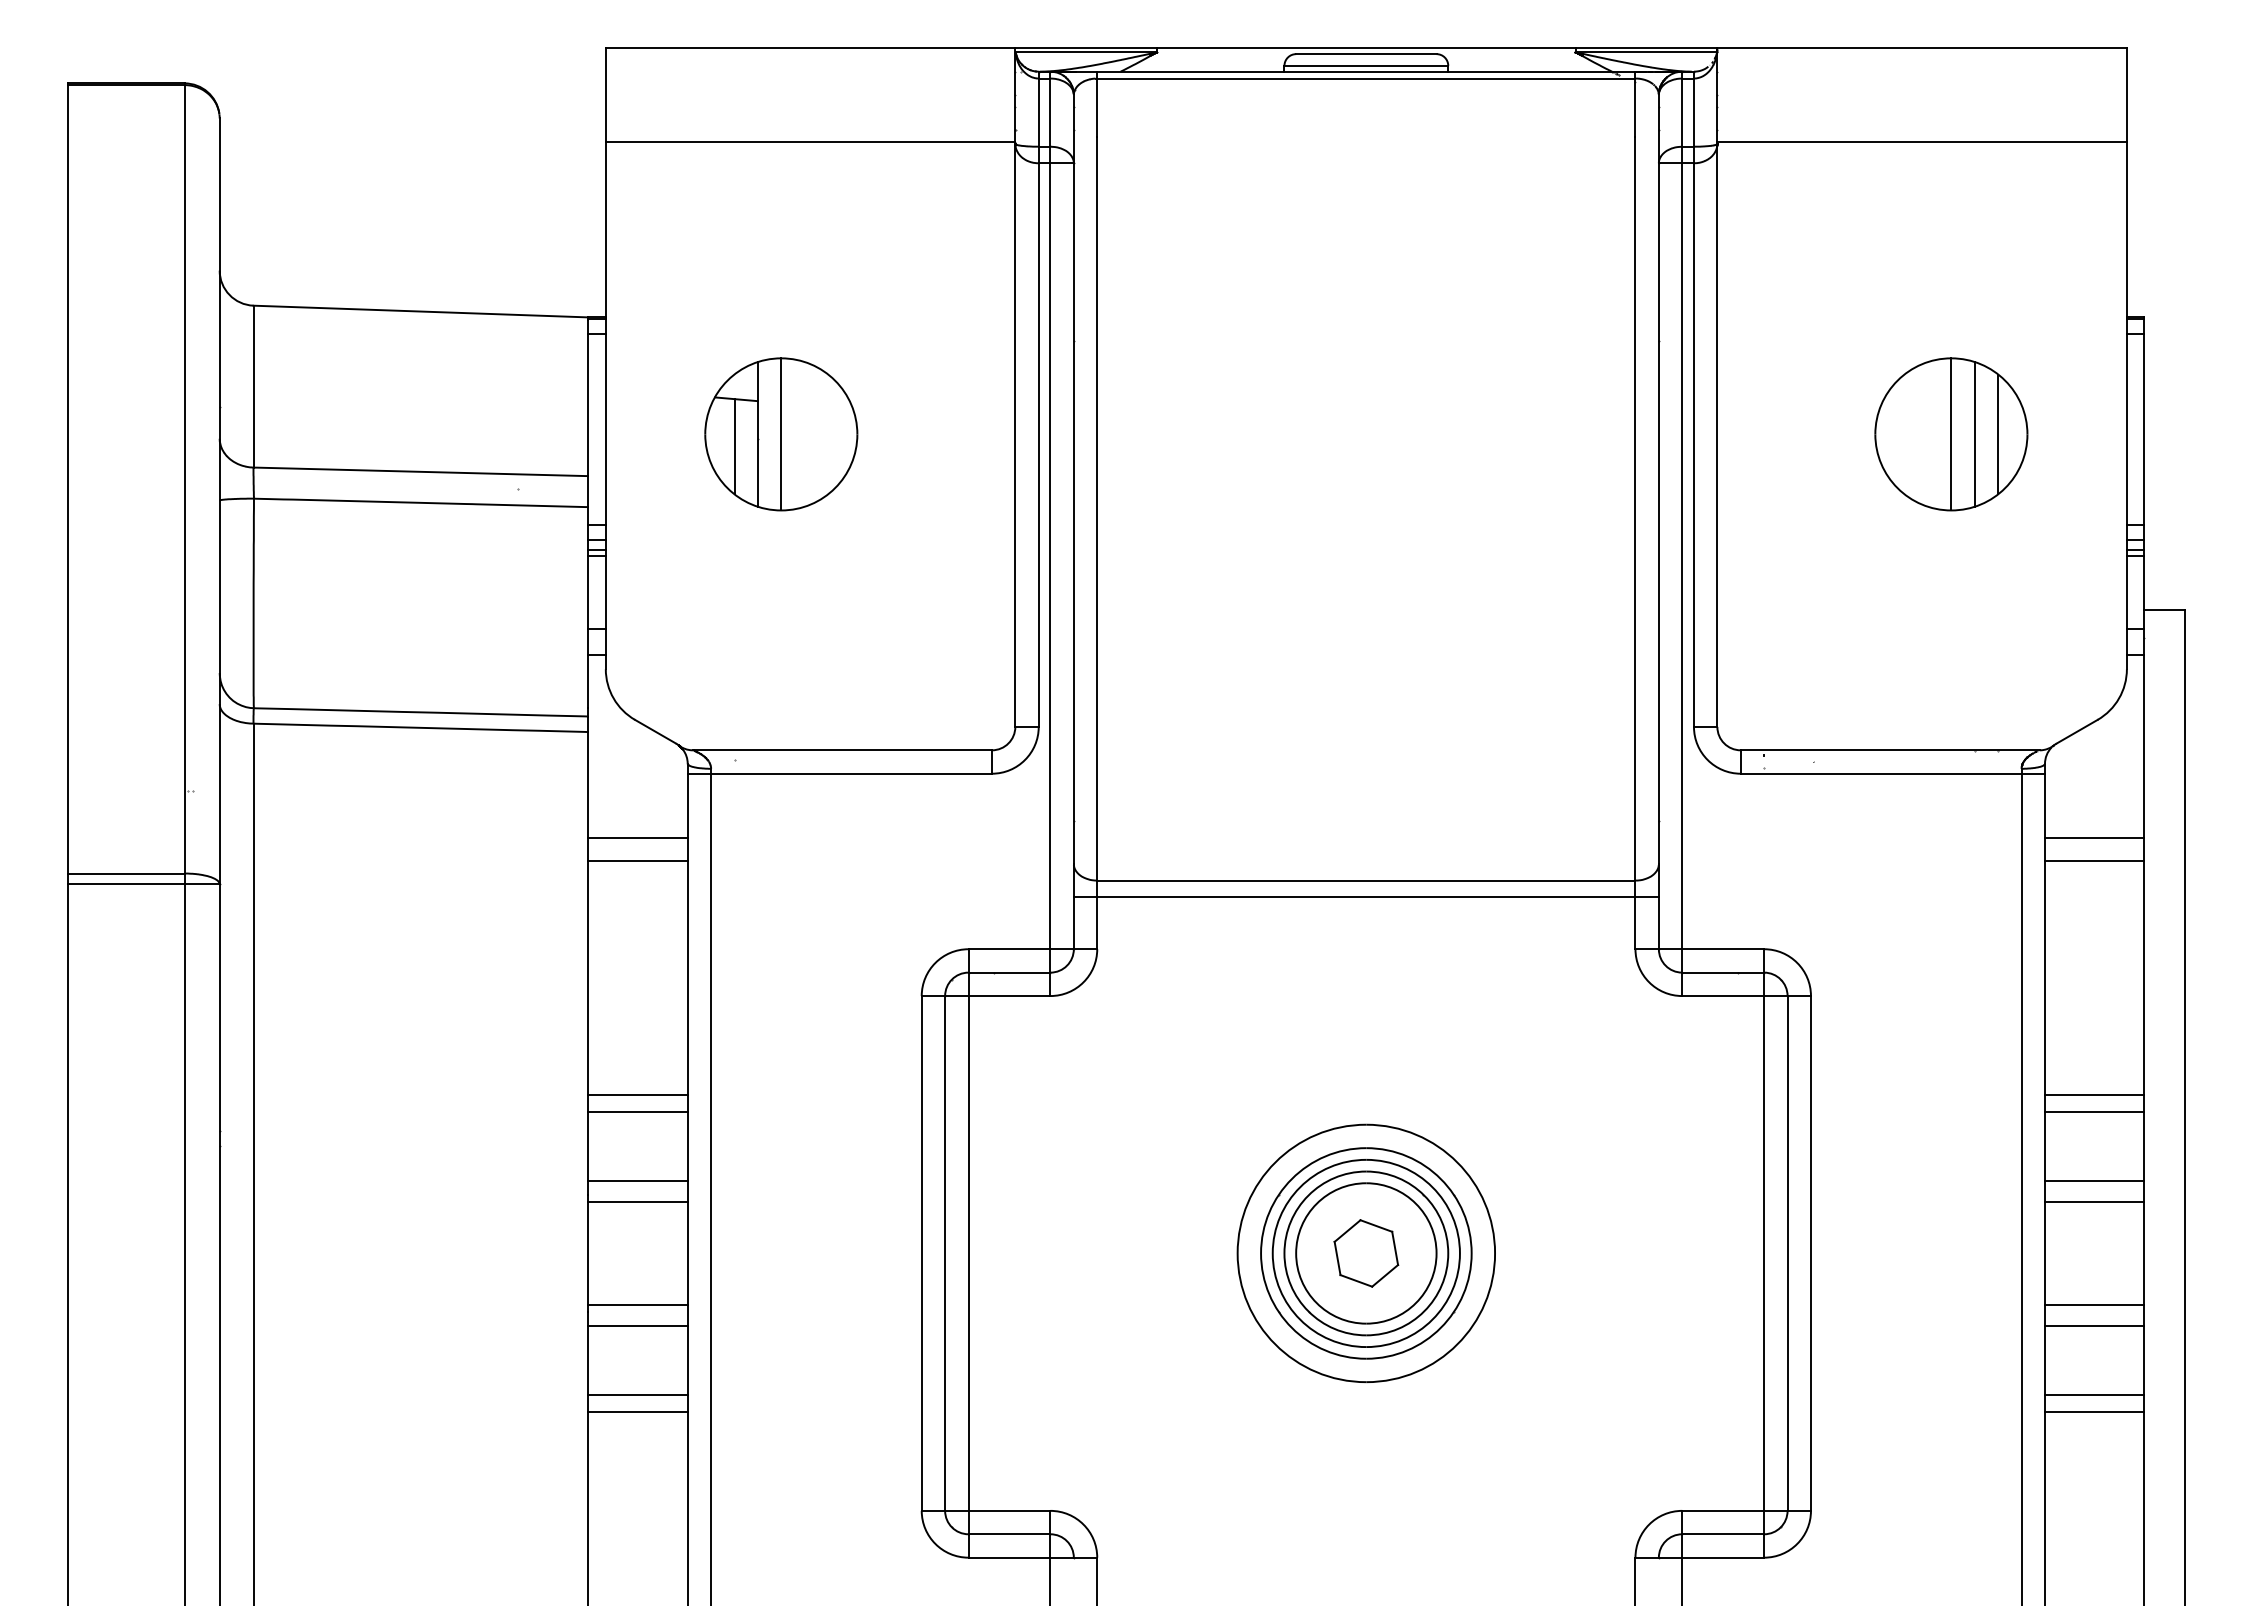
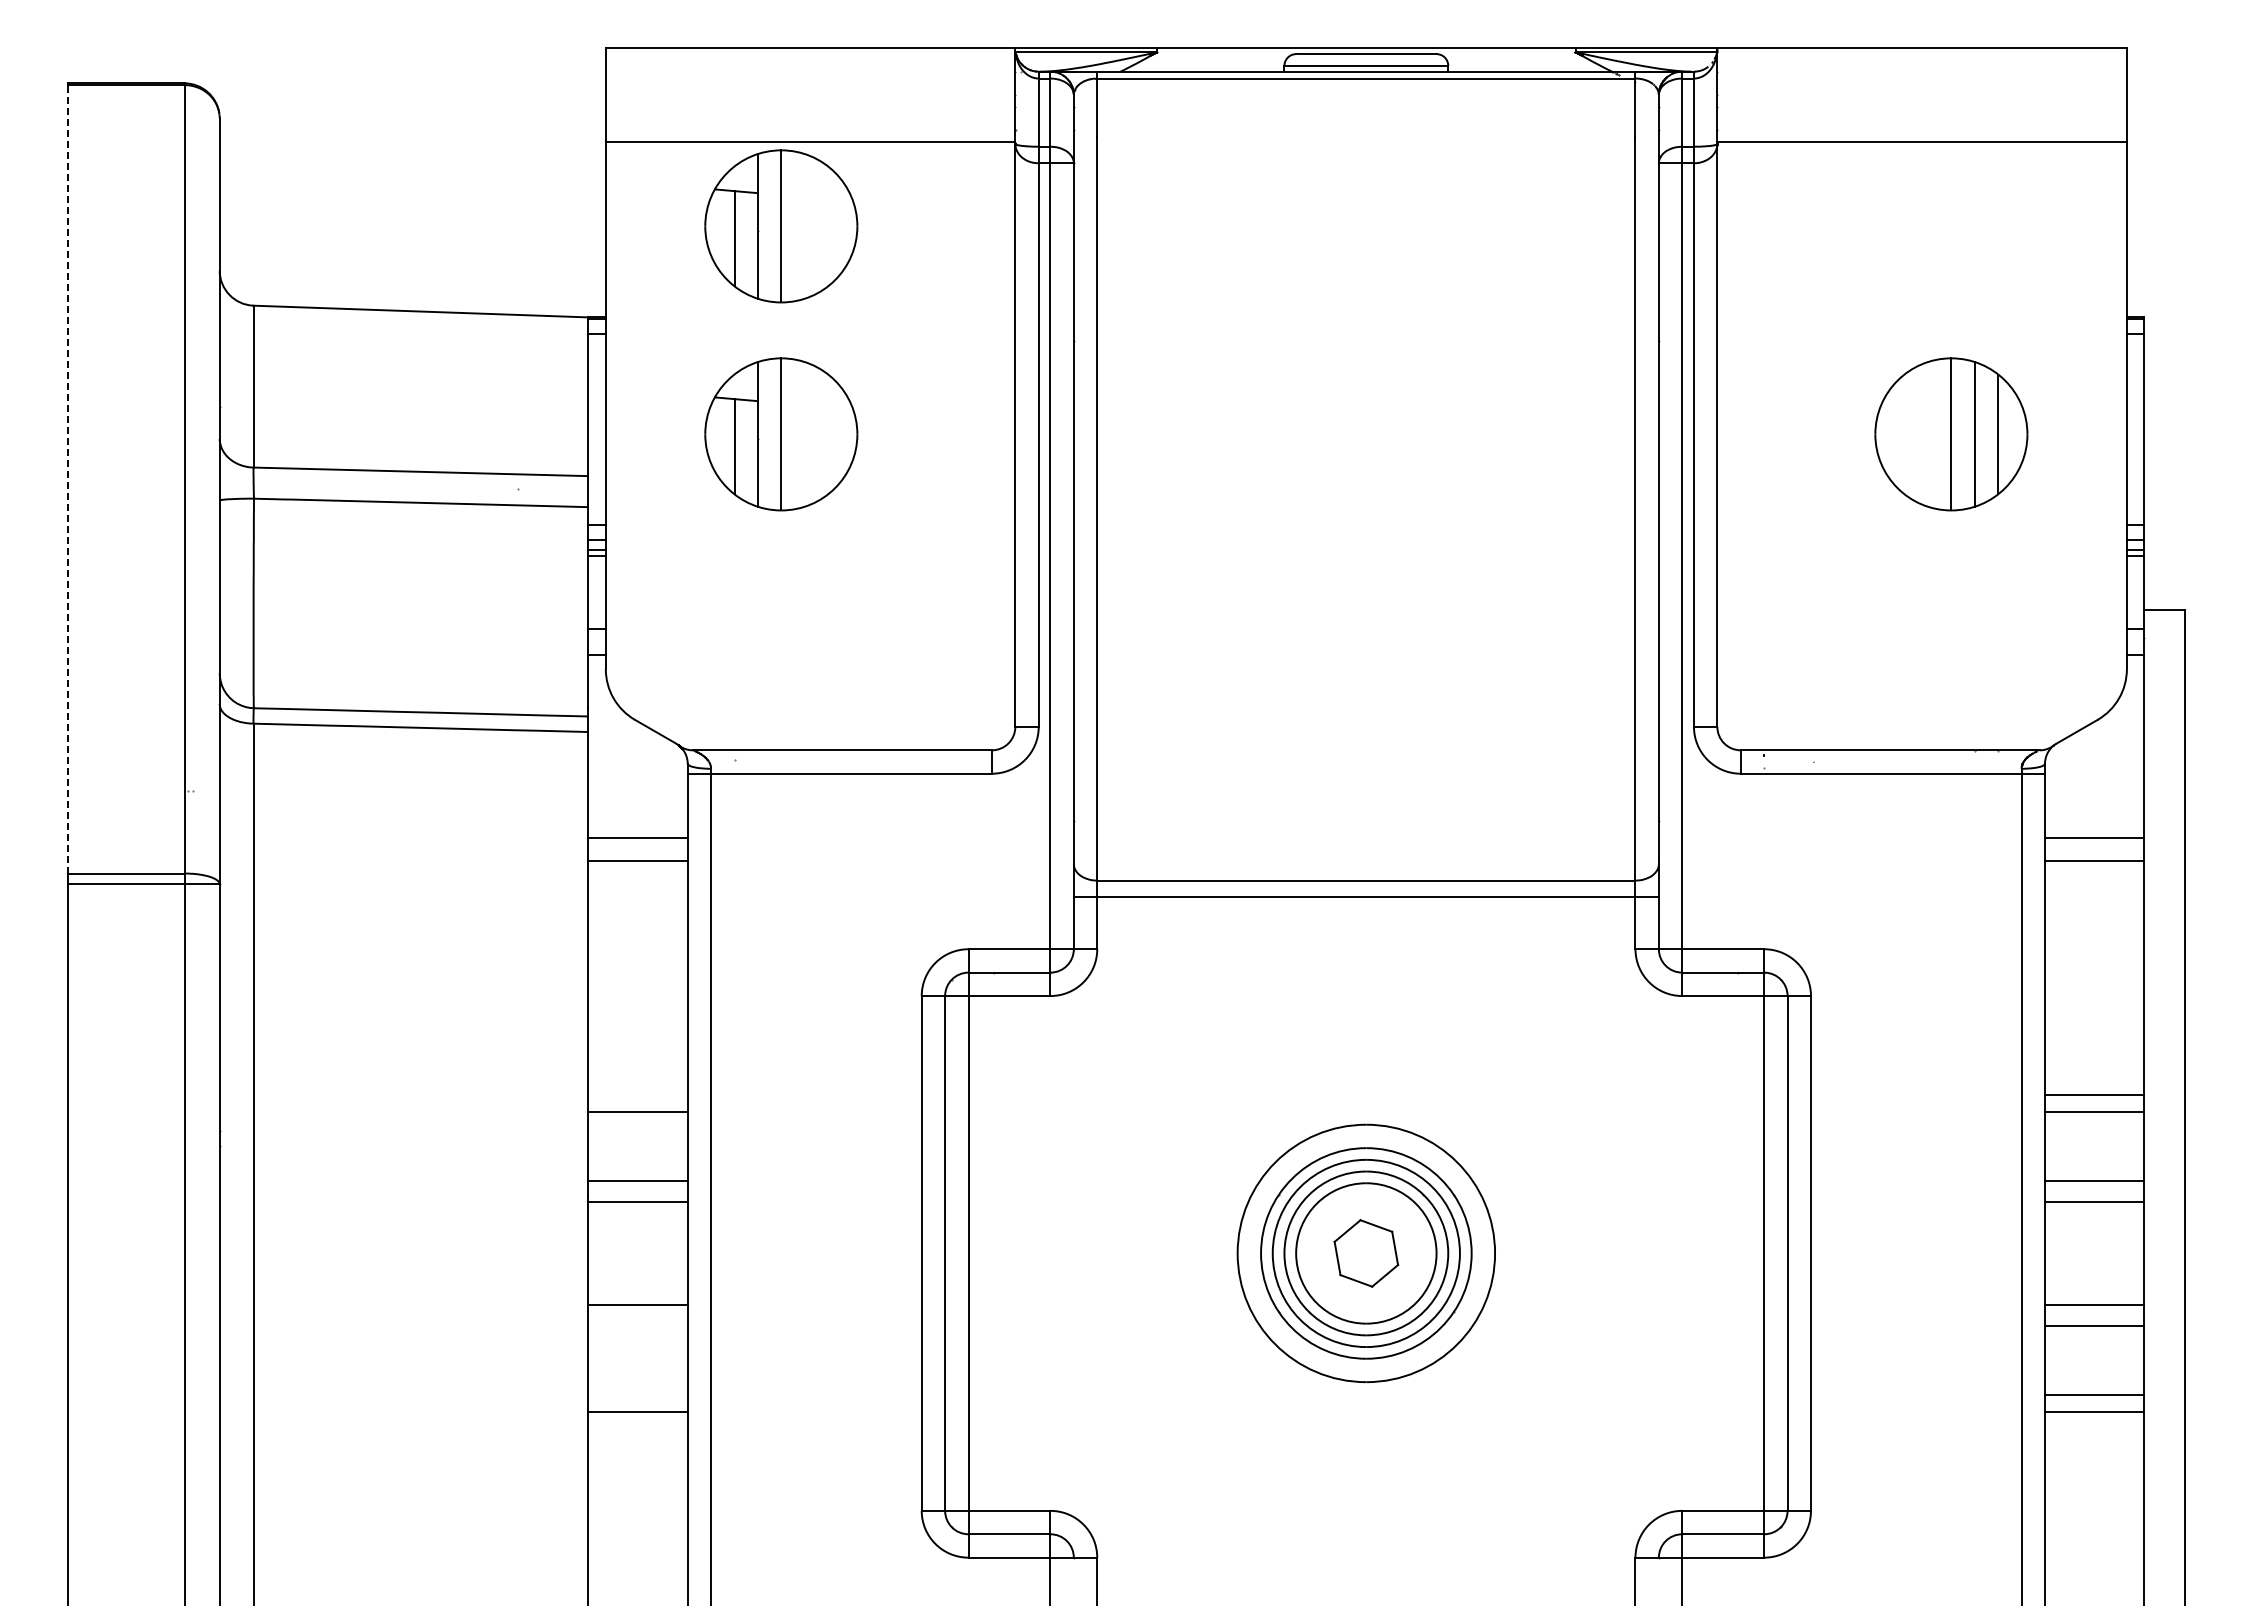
part: none -> present (781, 226)
line: solid -> dashed (67, 478)
line: present -> none (637, 1094)
line: present -> none (637, 1325)
line: present -> none (637, 1395)
